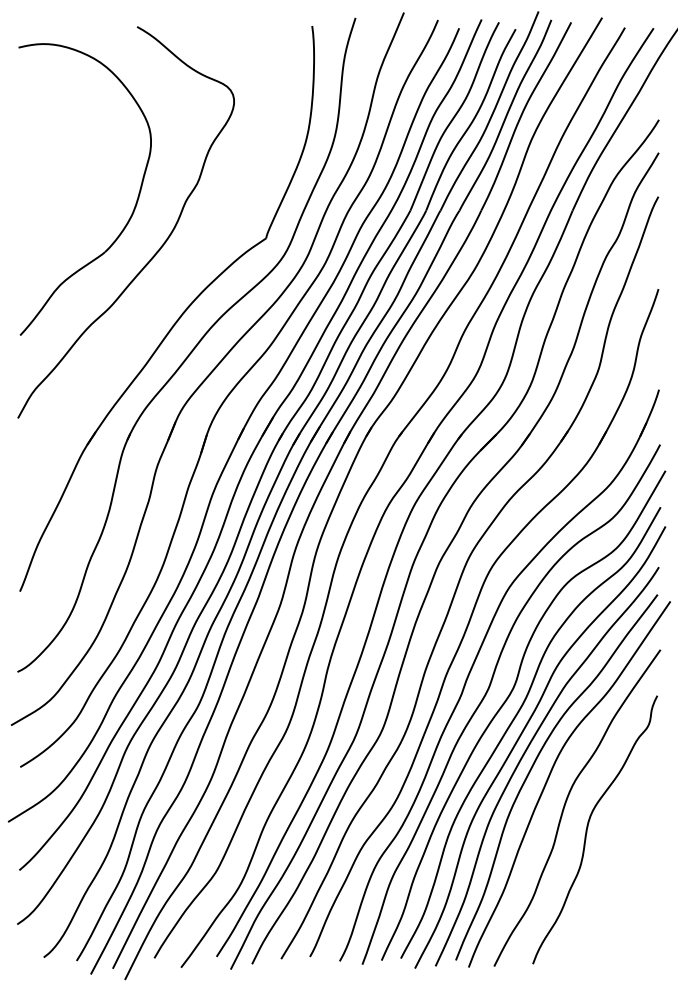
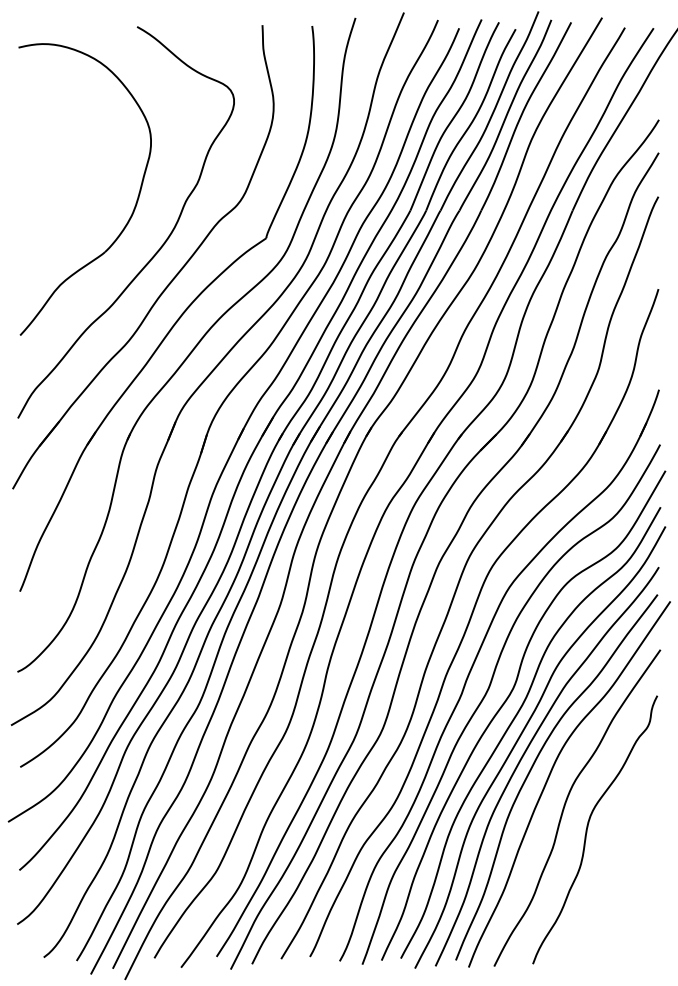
part: none -> present (172, 278)
